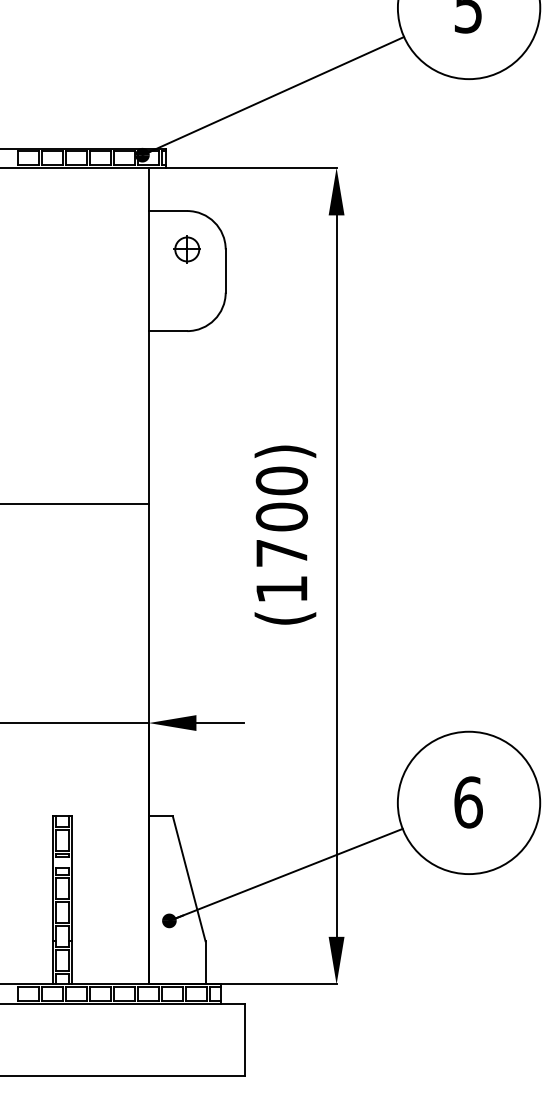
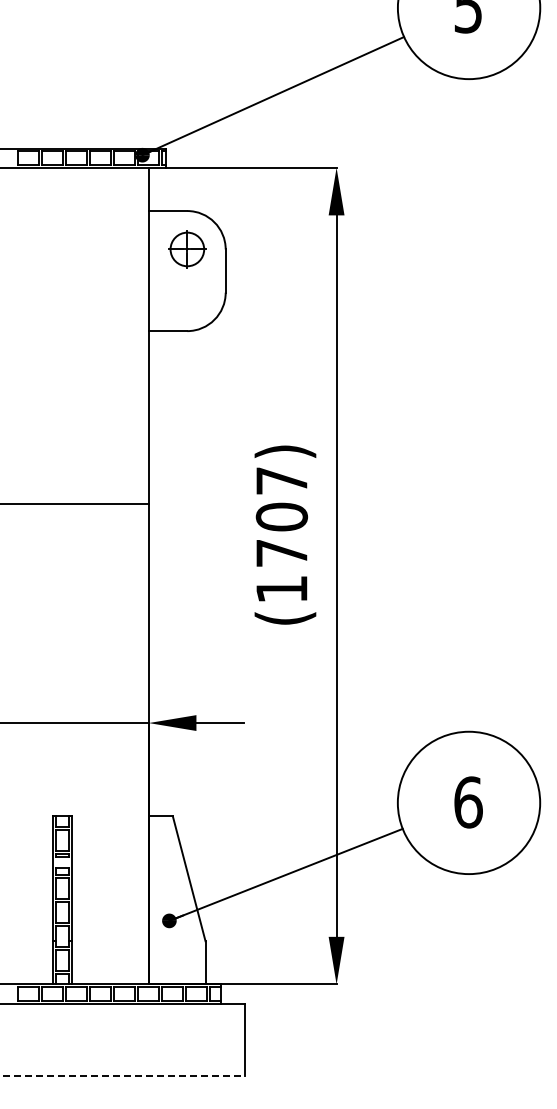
part size: 28x29 px -> 39x39 px (187, 249)
text: (1700) -> (1707) (281, 480)
line: solid -> dashed (122, 1075)
